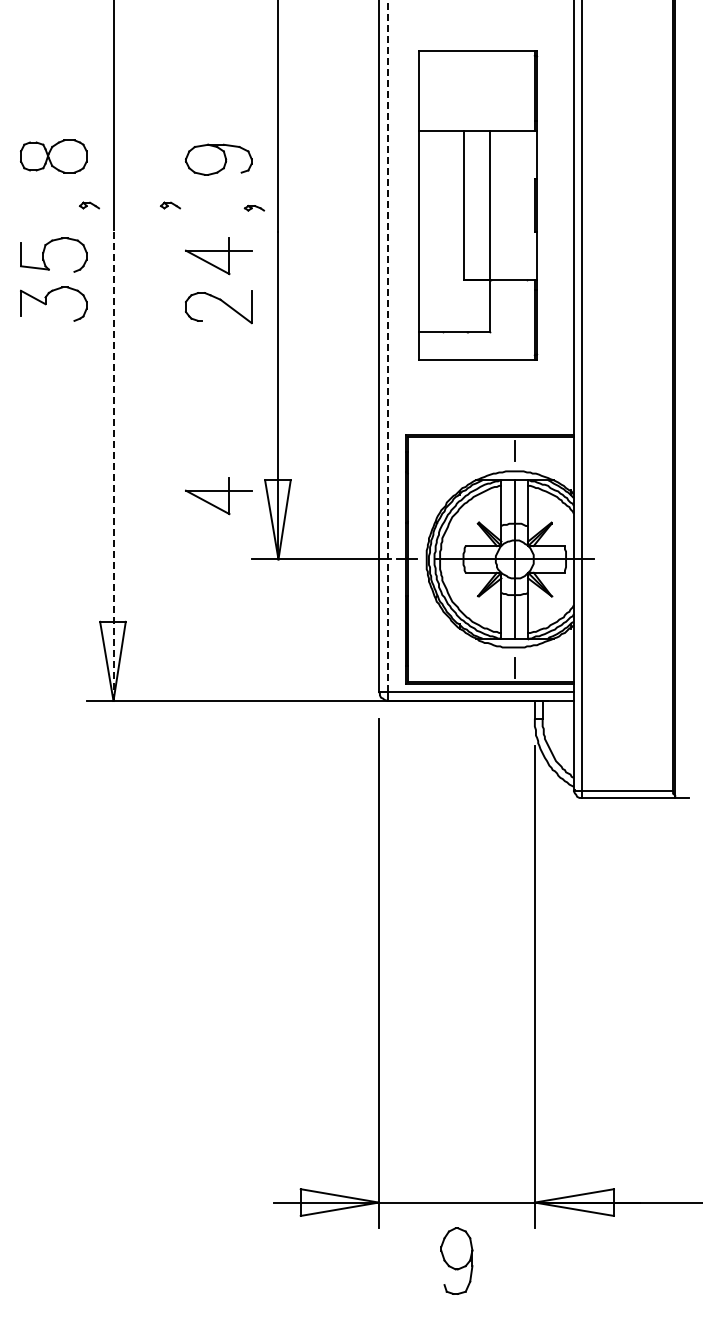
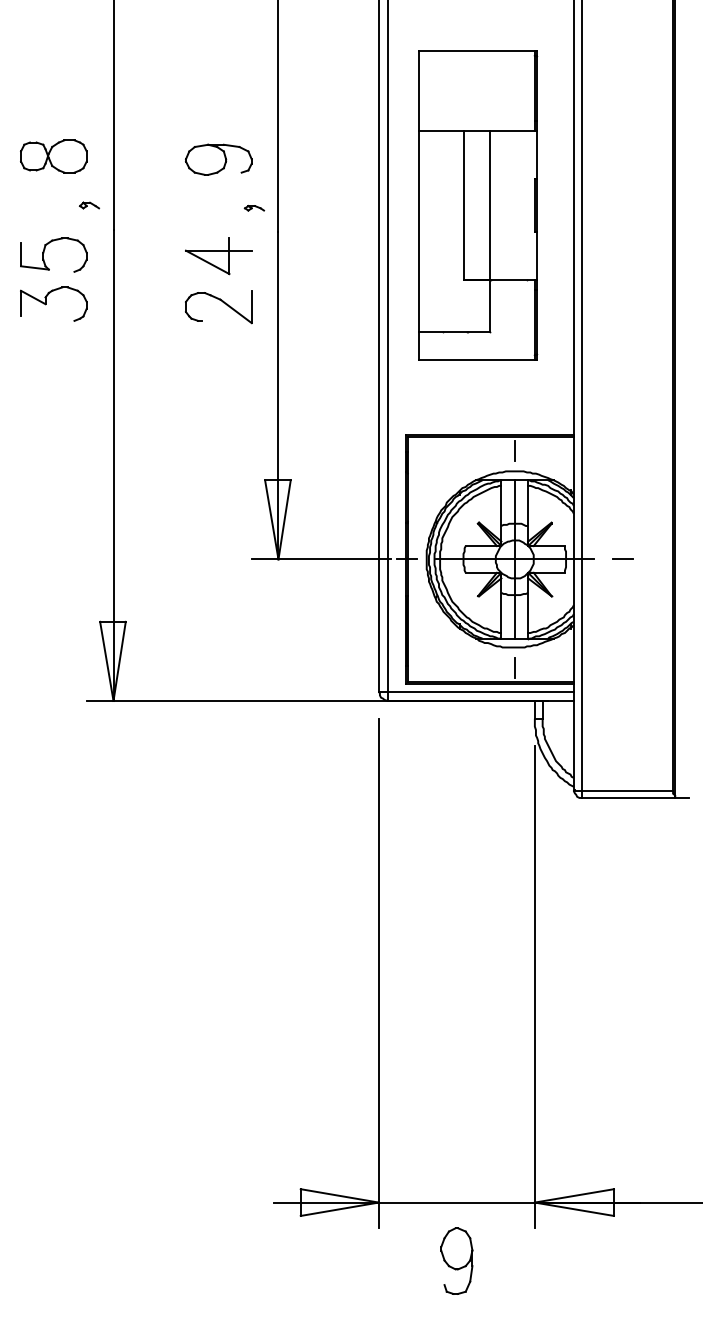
part: present -> none (170, 205)
line: dashed -> solid (387, 346)
line: dashed -> solid (113, 465)
part: present -> none (218, 496)
line: none -> present (622, 558)
